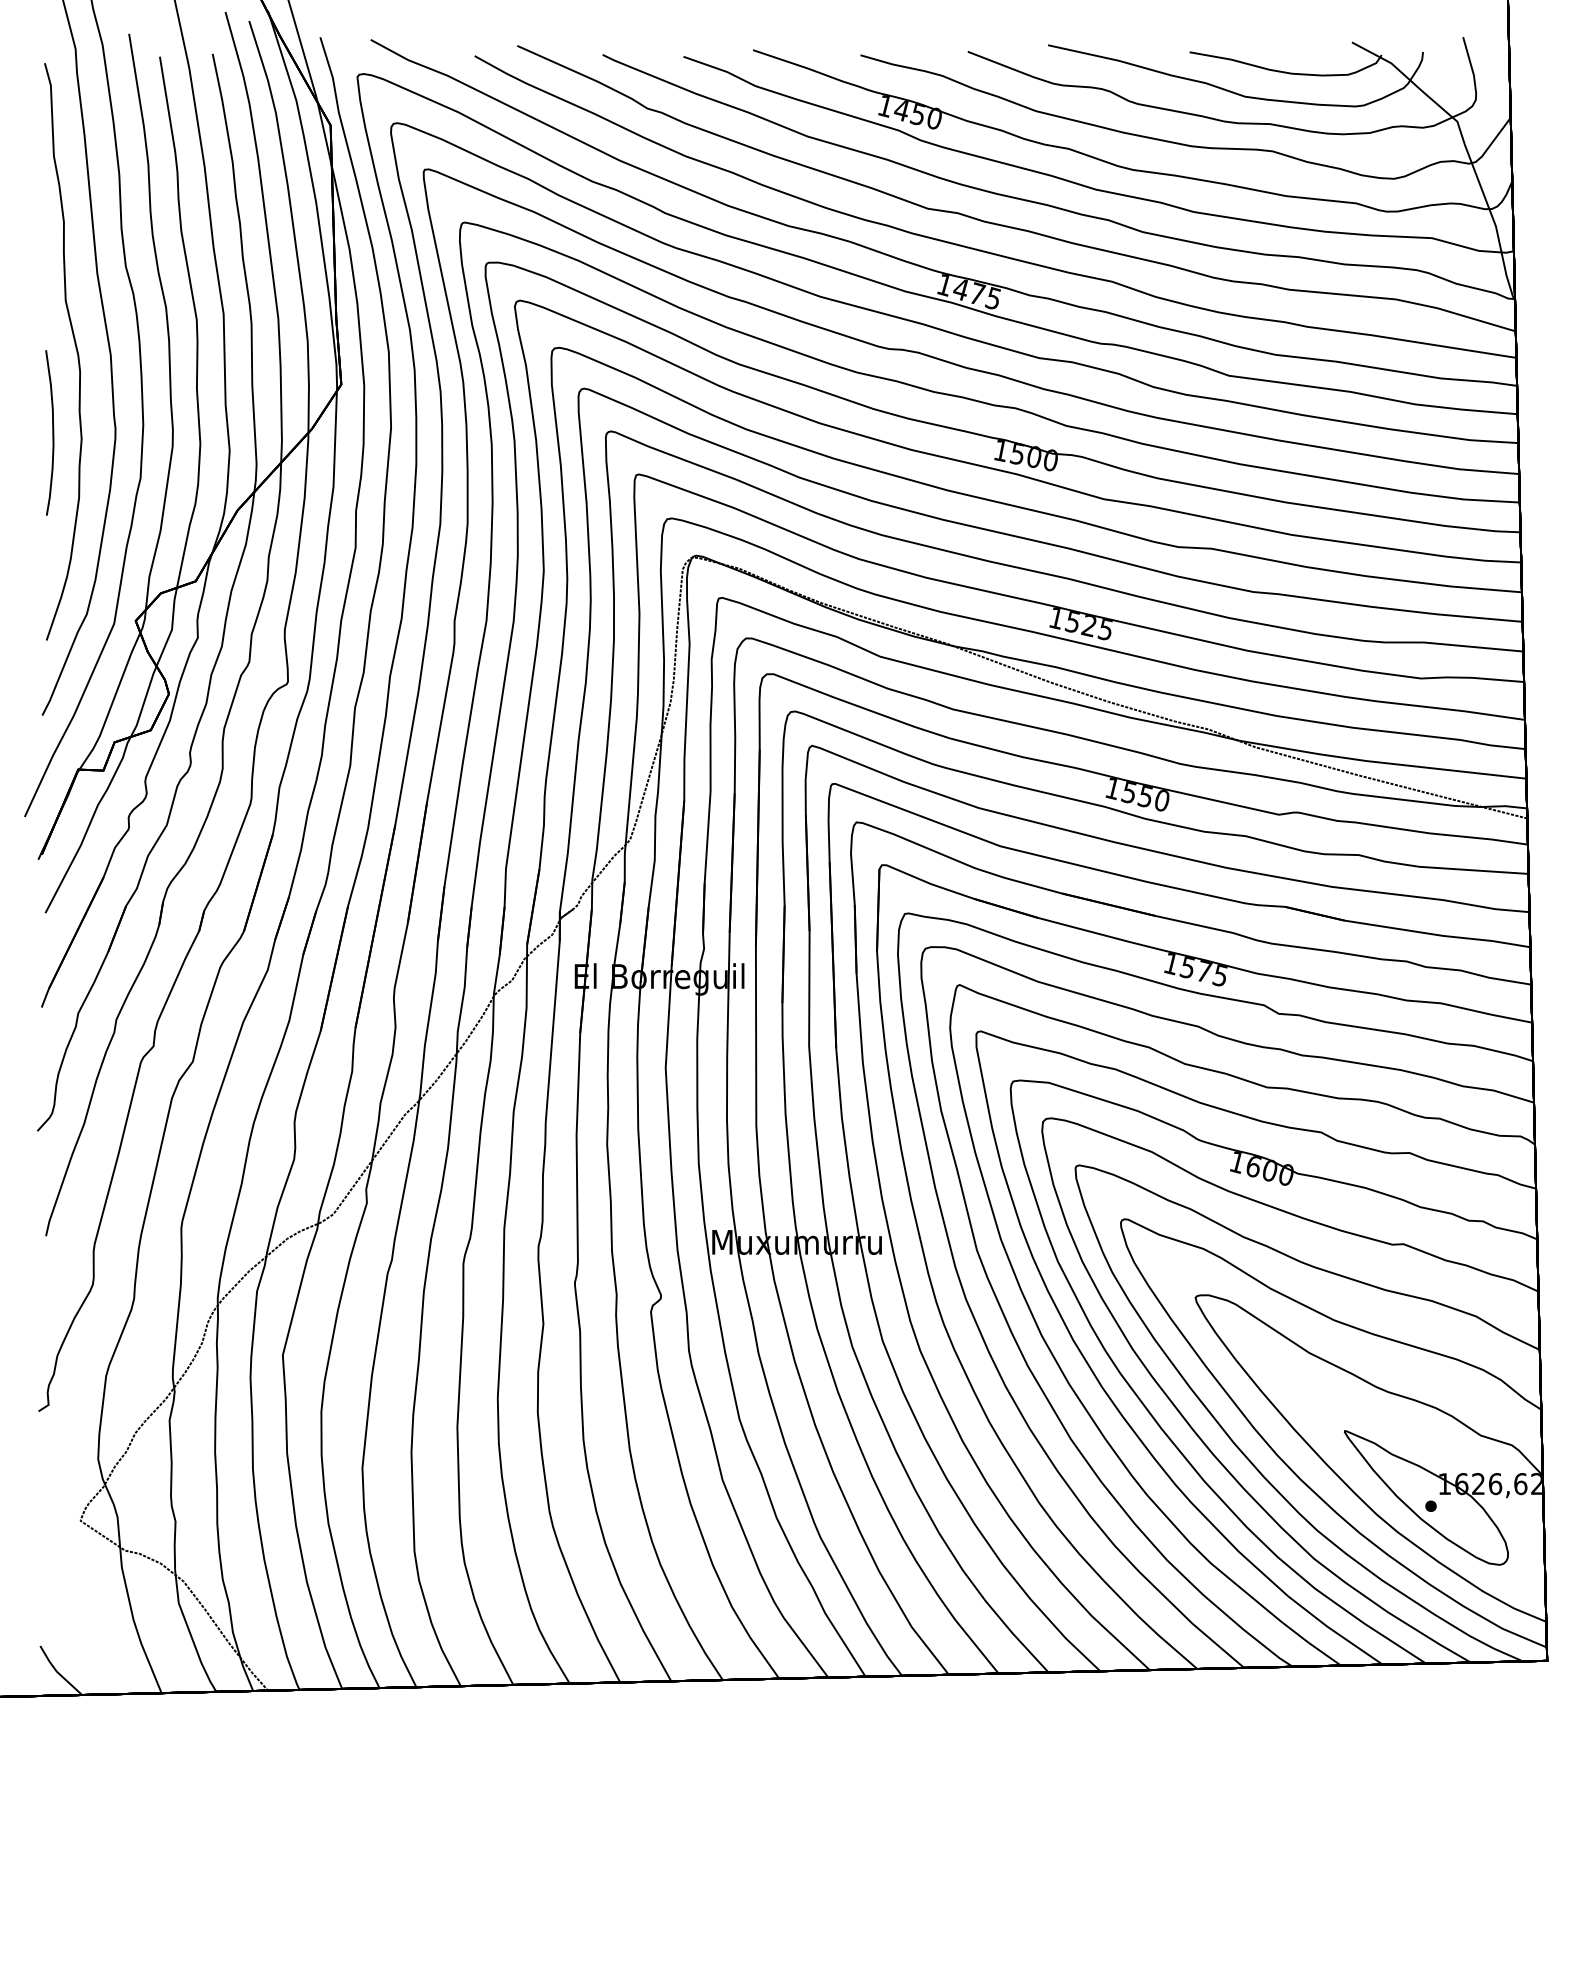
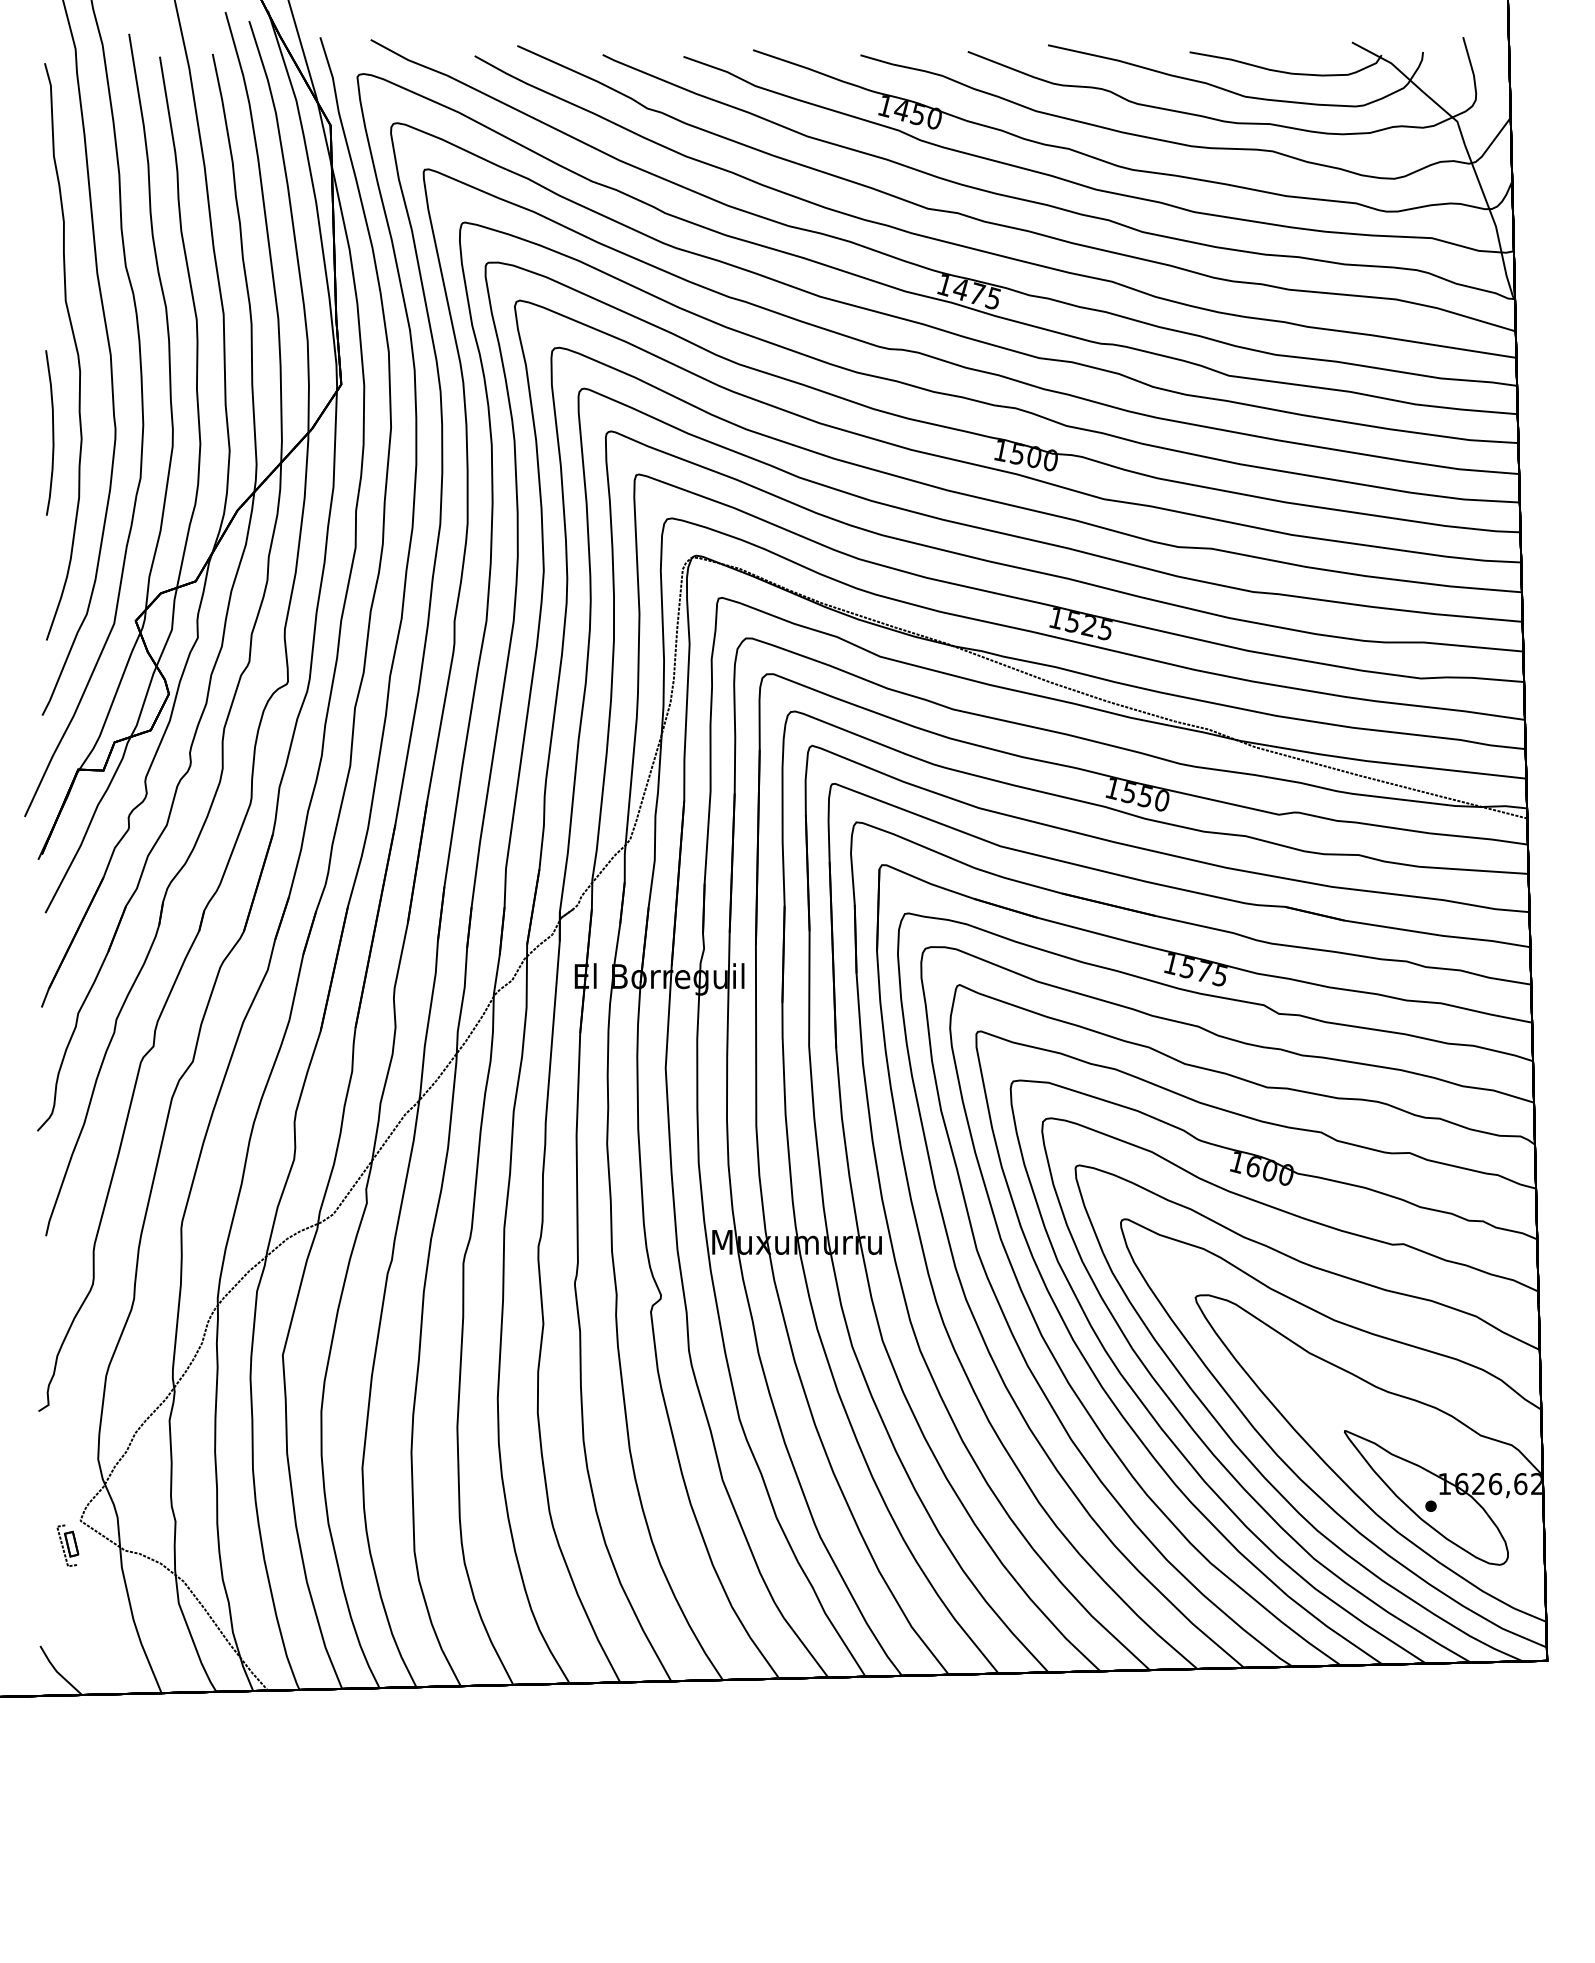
part: none -> present (67, 1545)
